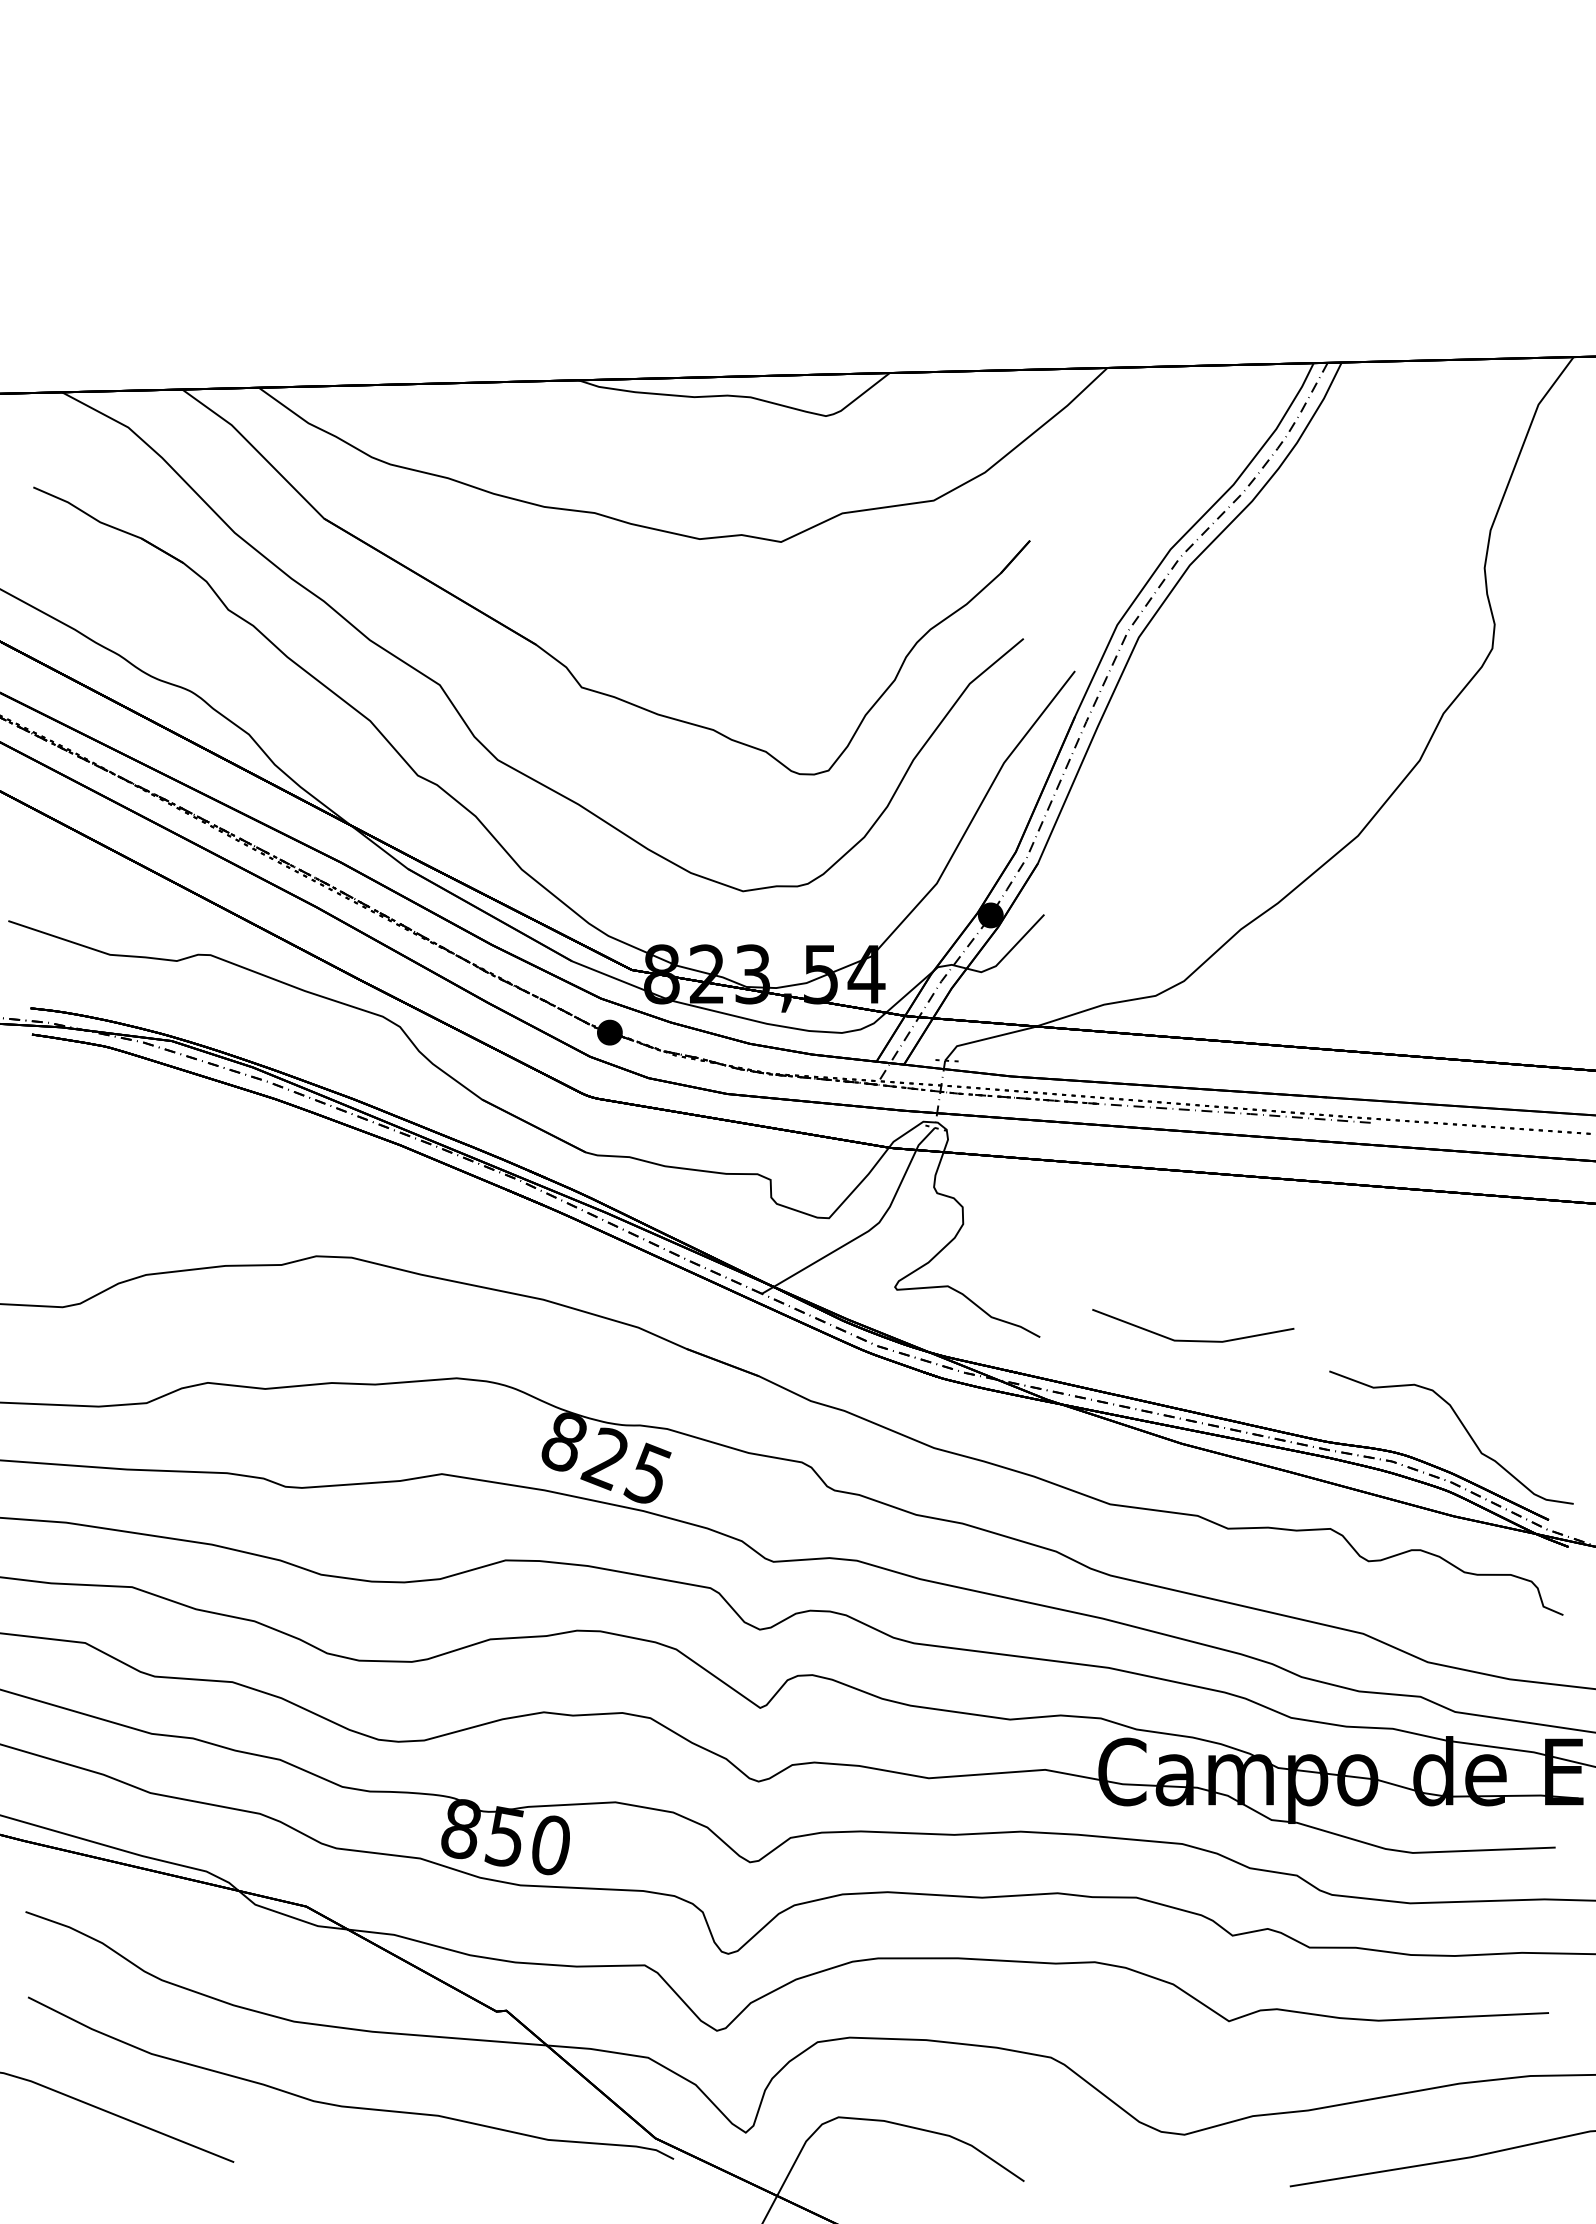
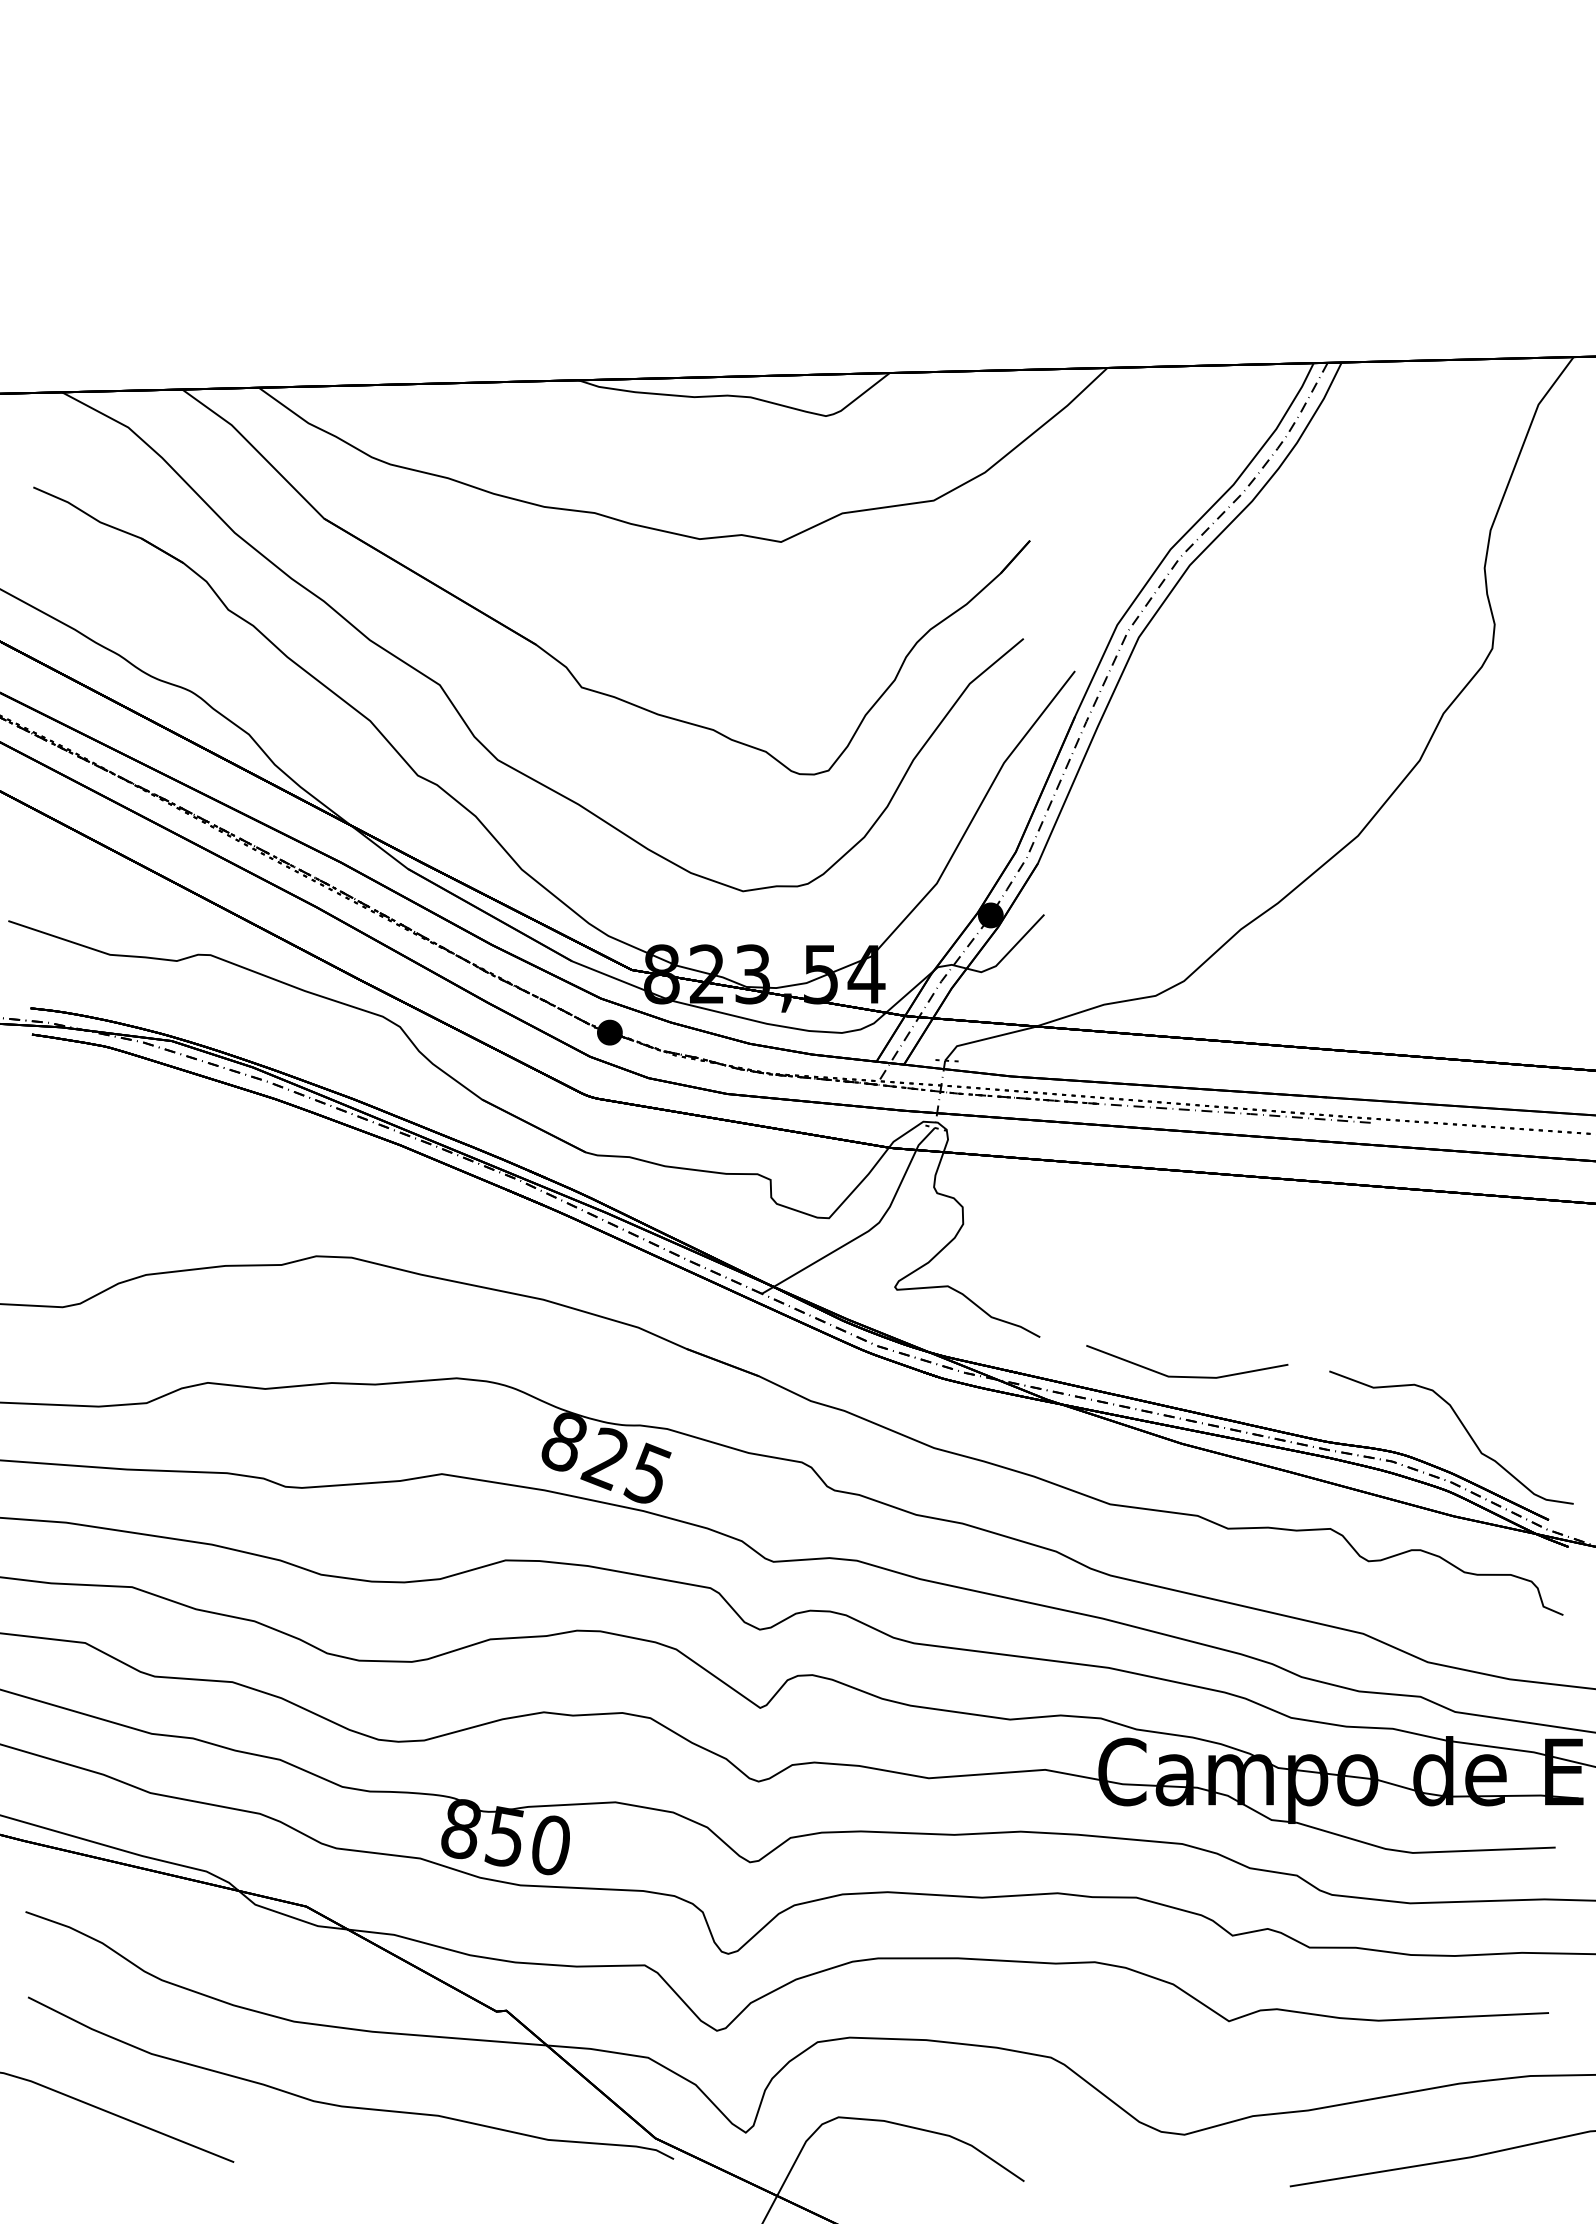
line position: (1193, 1340) -> (1187, 1376) (1187, 1376)
